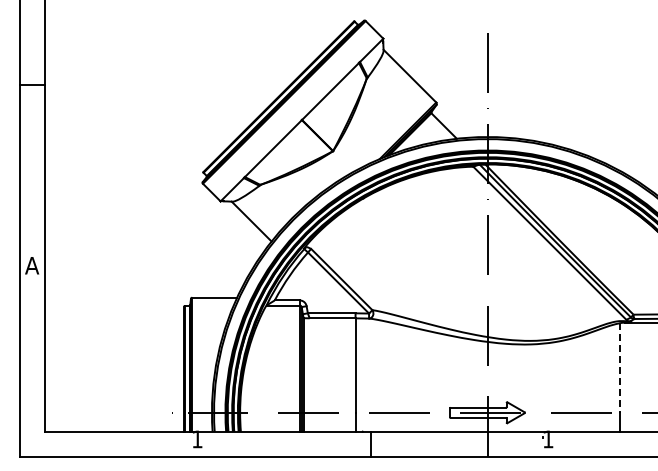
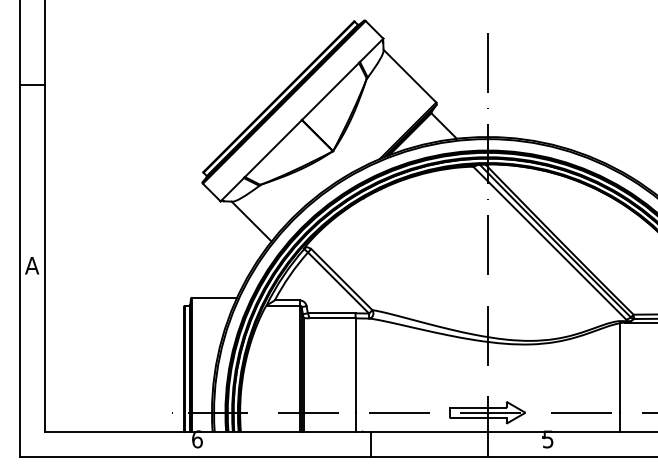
line: dashed -> solid (619, 368)
text: 1 -> 6 (197, 439)
text: 1 -> 5 (548, 439)
